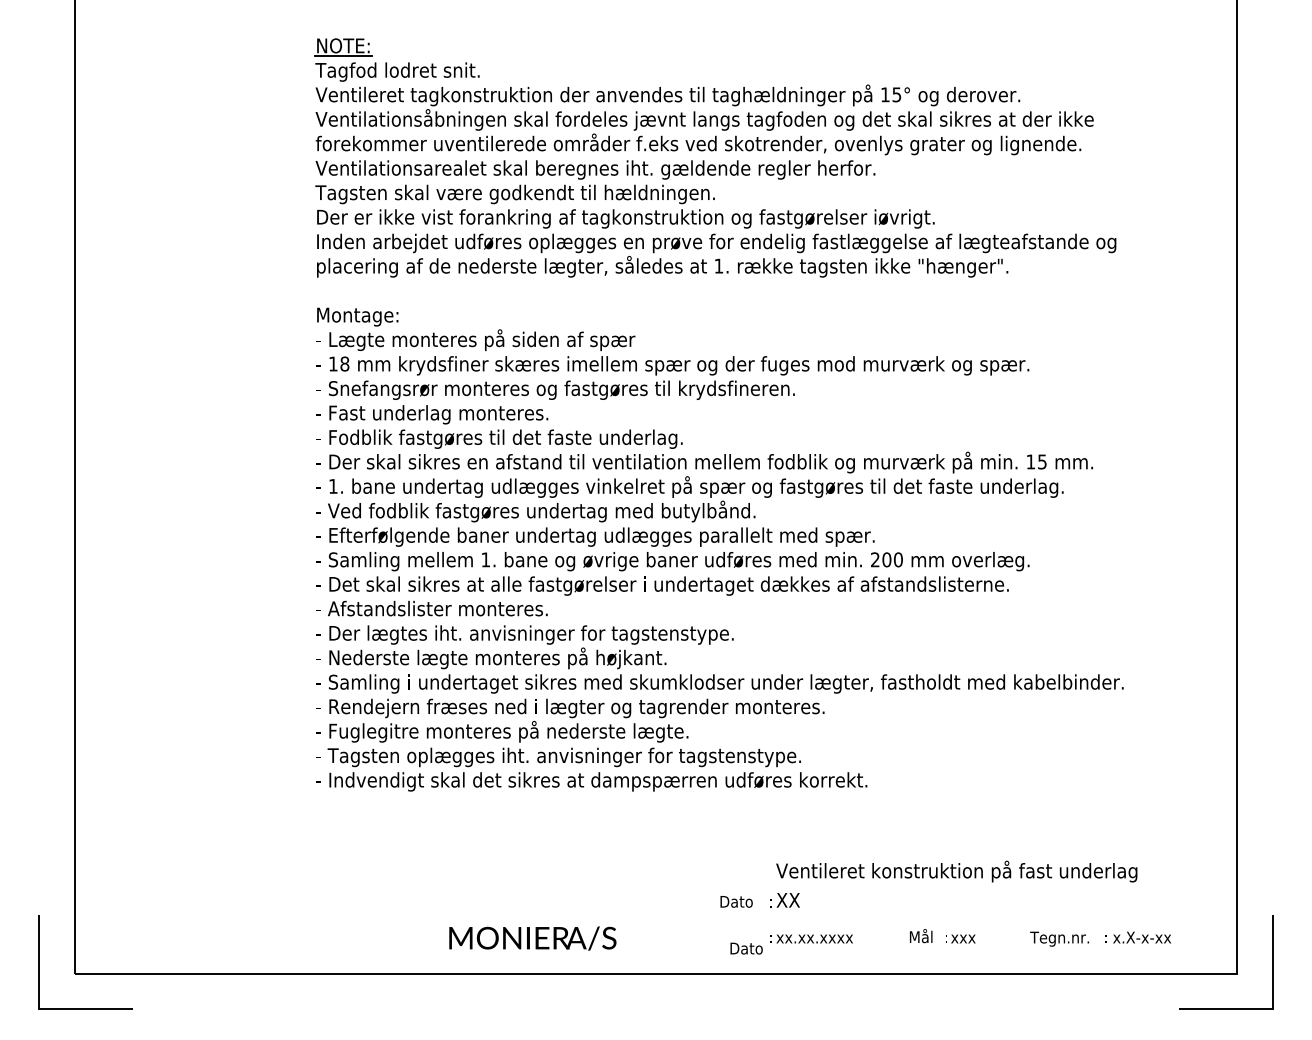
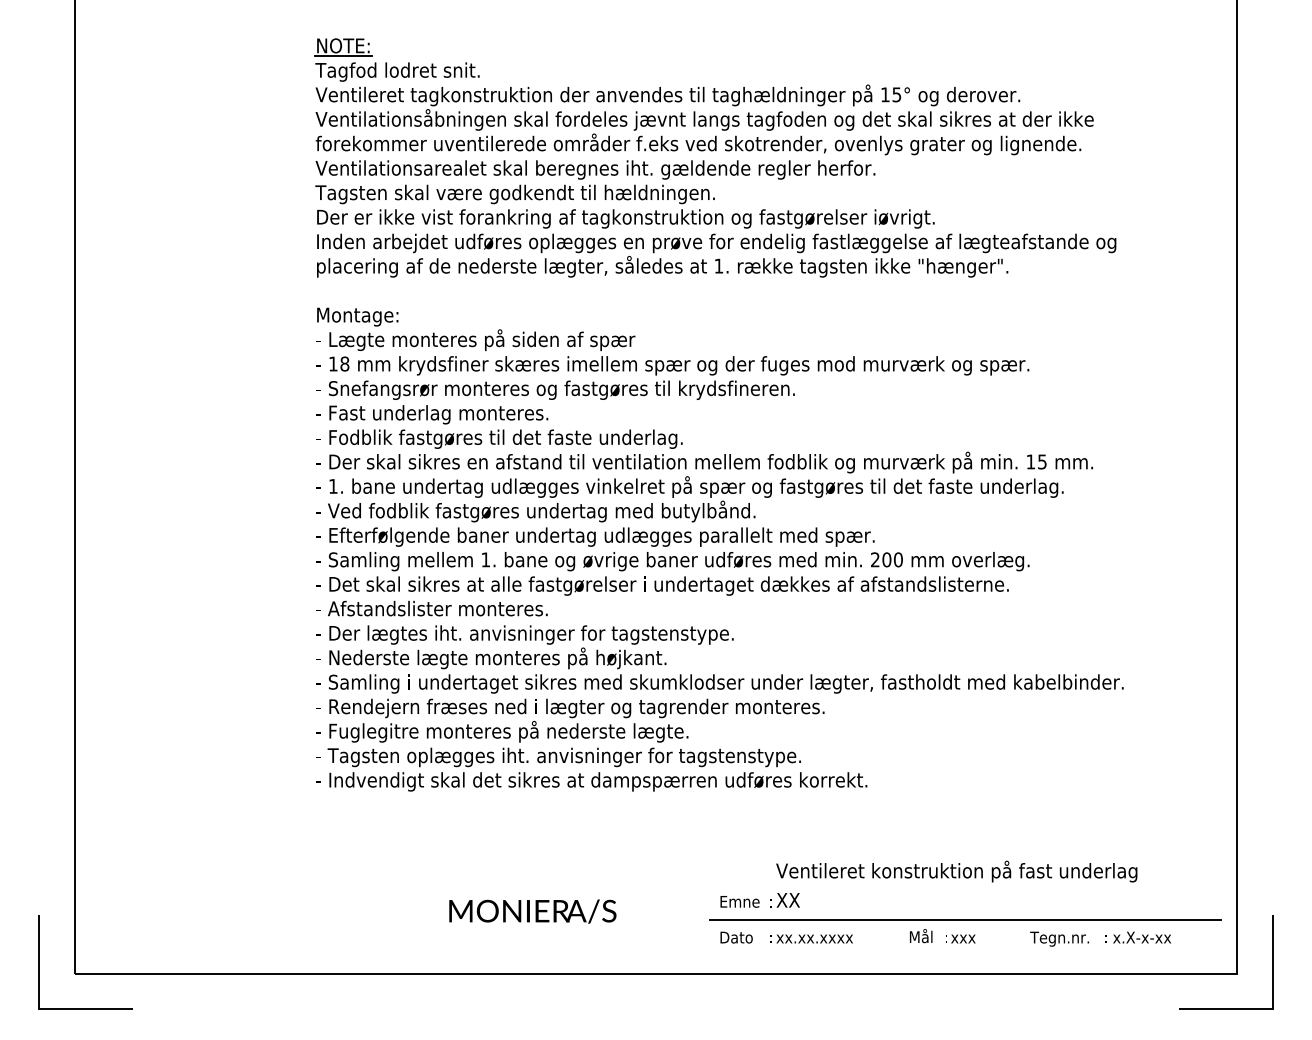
text: Dato -> Emne (740, 901)
line: none -> present (965, 919)
text position: (532, 938) -> (532, 911) (532, 911)
text position: (746, 948) -> (736, 937) (736, 937)
